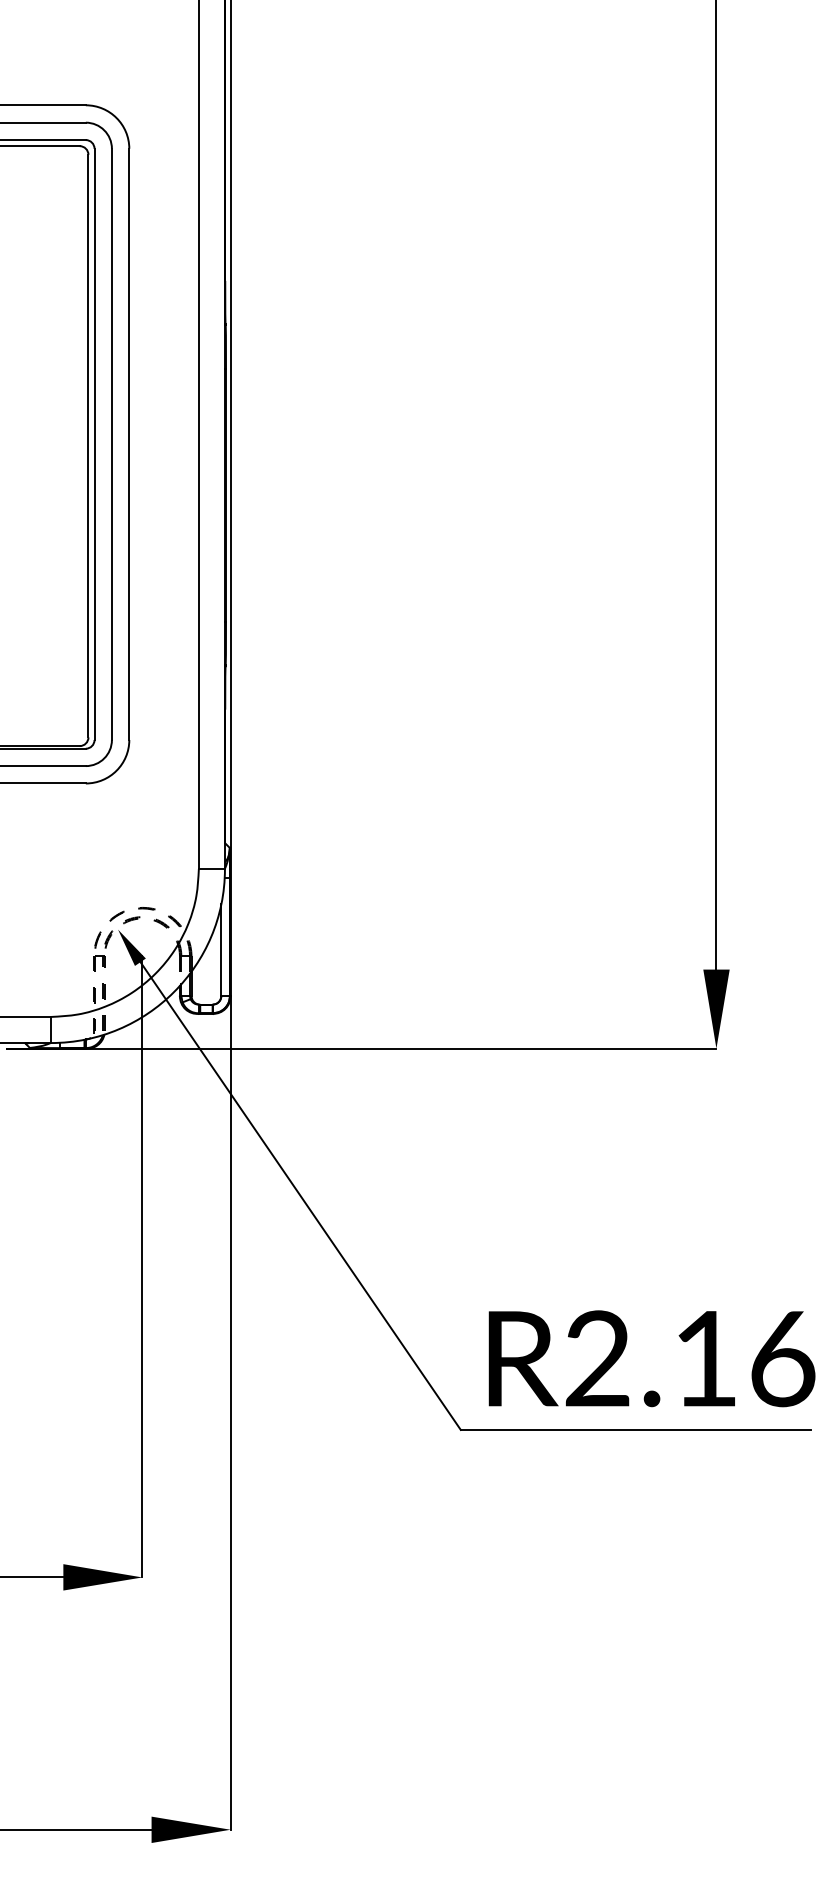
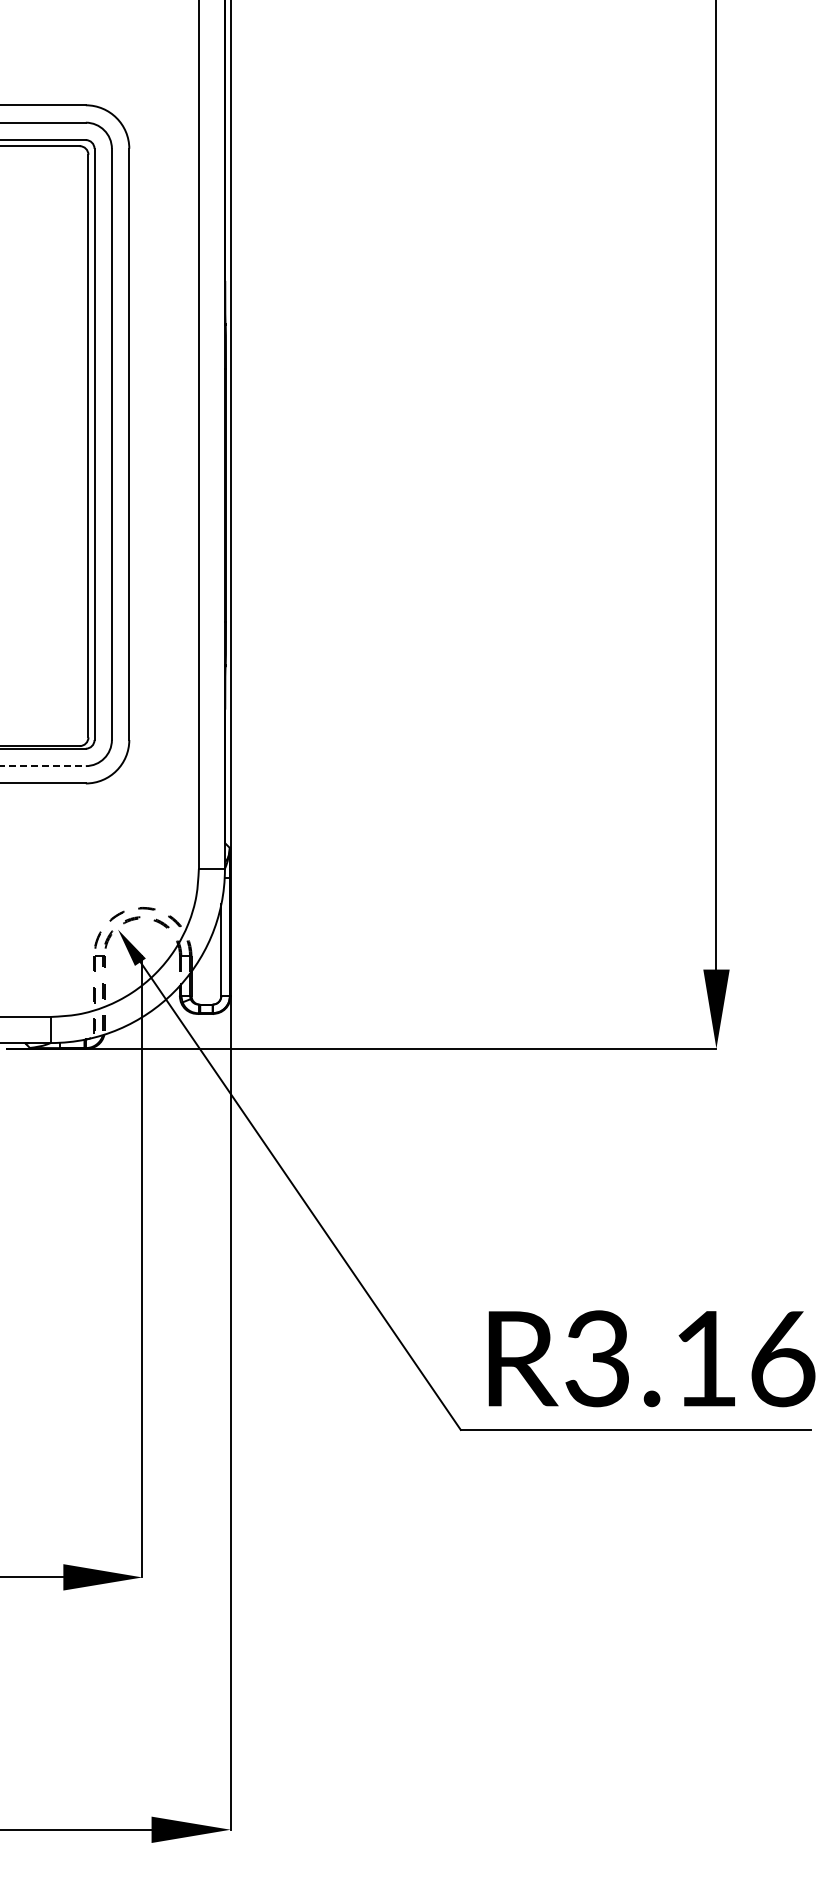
line: solid -> dashed (43, 766)
text: R2.16 -> R3.16 (597, 1359)
